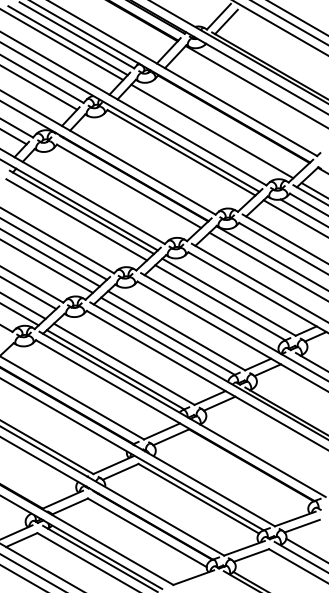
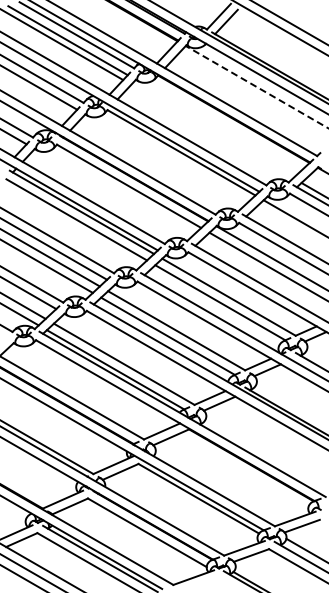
line: present -> none (297, 17)
line: solid -> dashed (256, 86)
line: present -> none (212, 131)
line: present -> none (302, 212)
